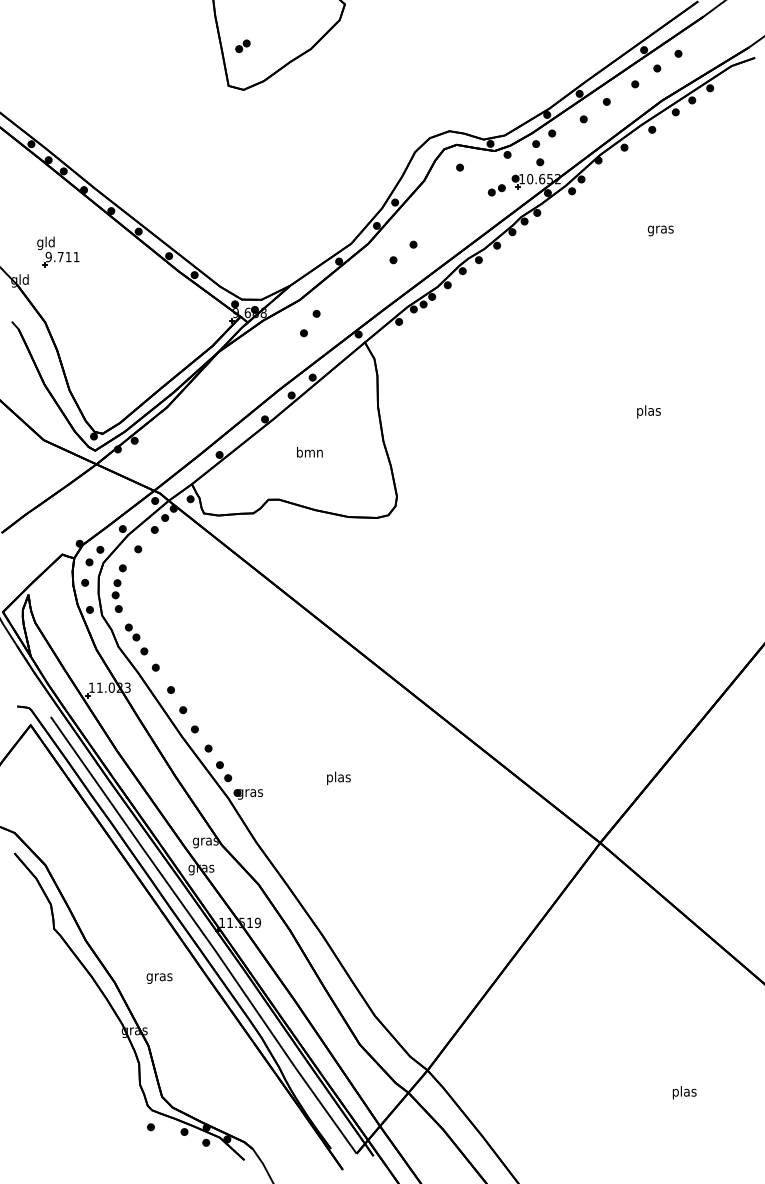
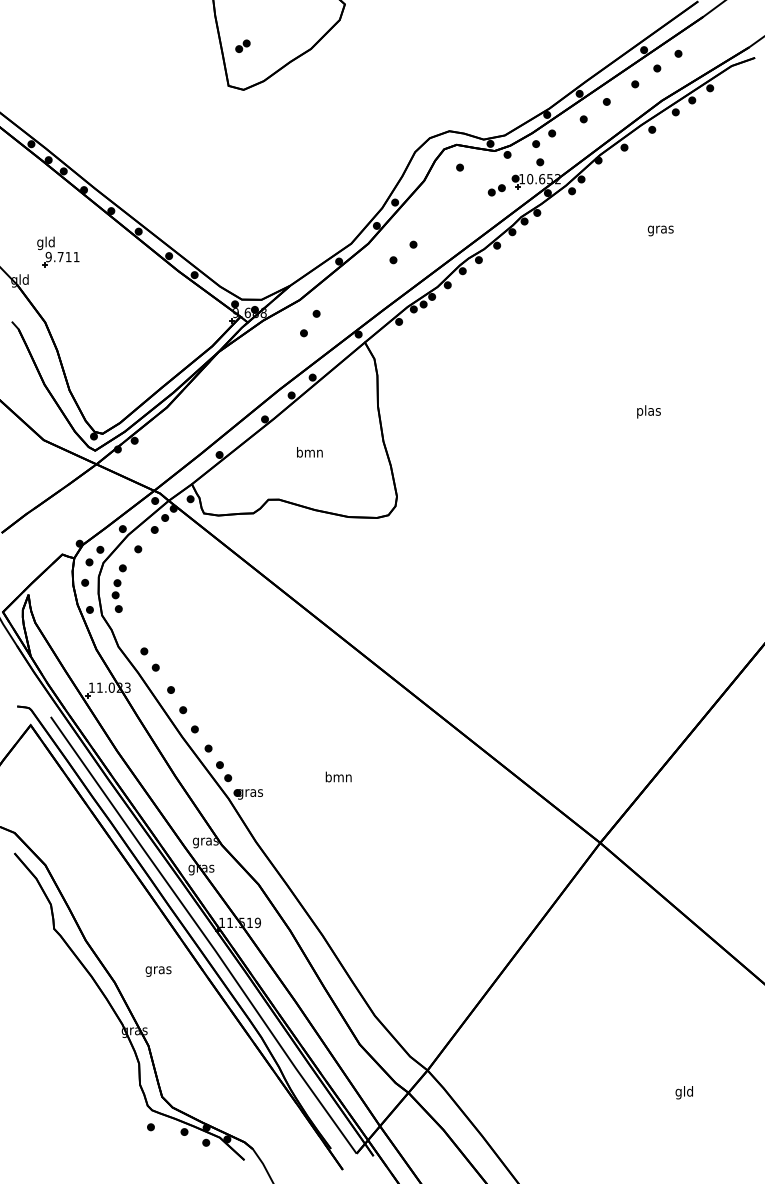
part: present -> none (132, 632)
text: plas -> bmn (338, 778)
text position: (159, 978) -> (158, 971) (158, 971)
text: plas -> gld (684, 1092)
